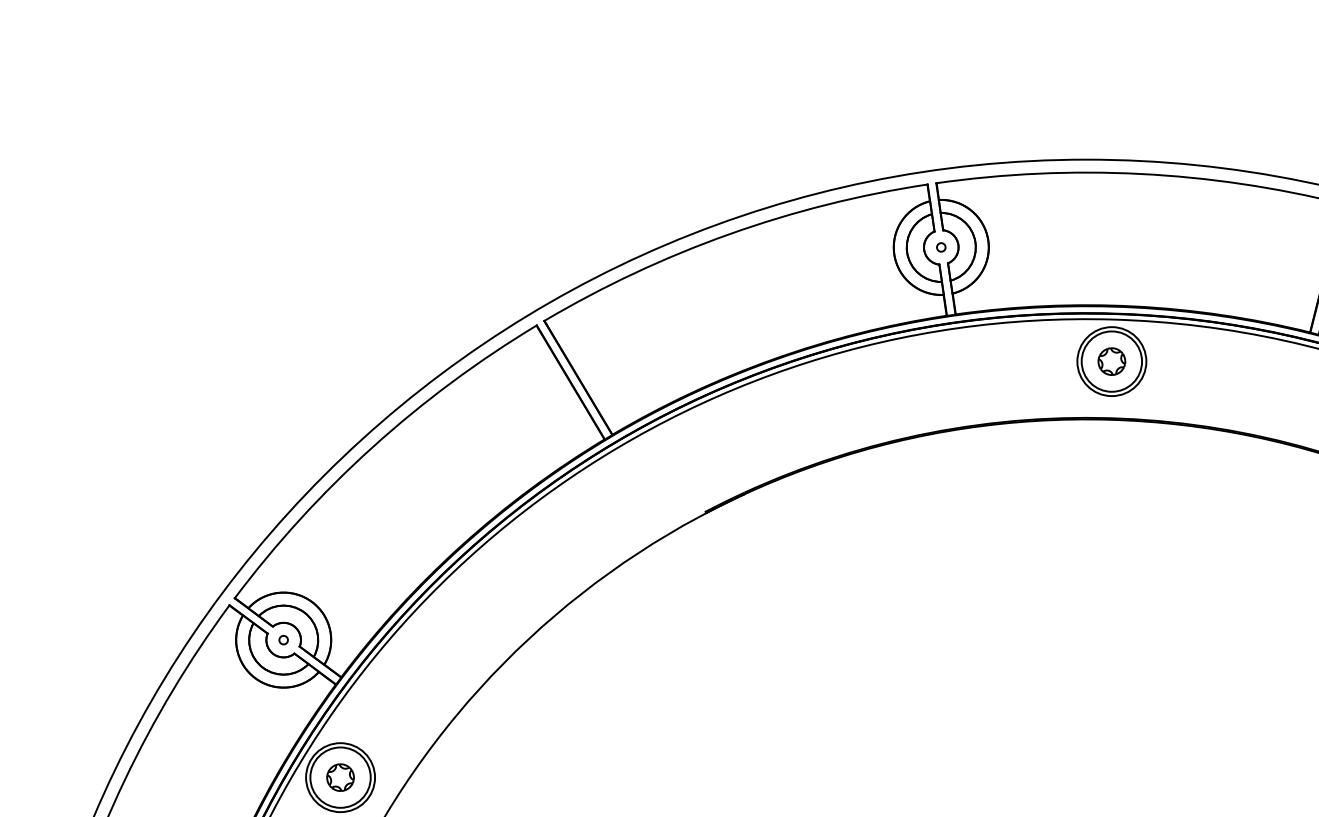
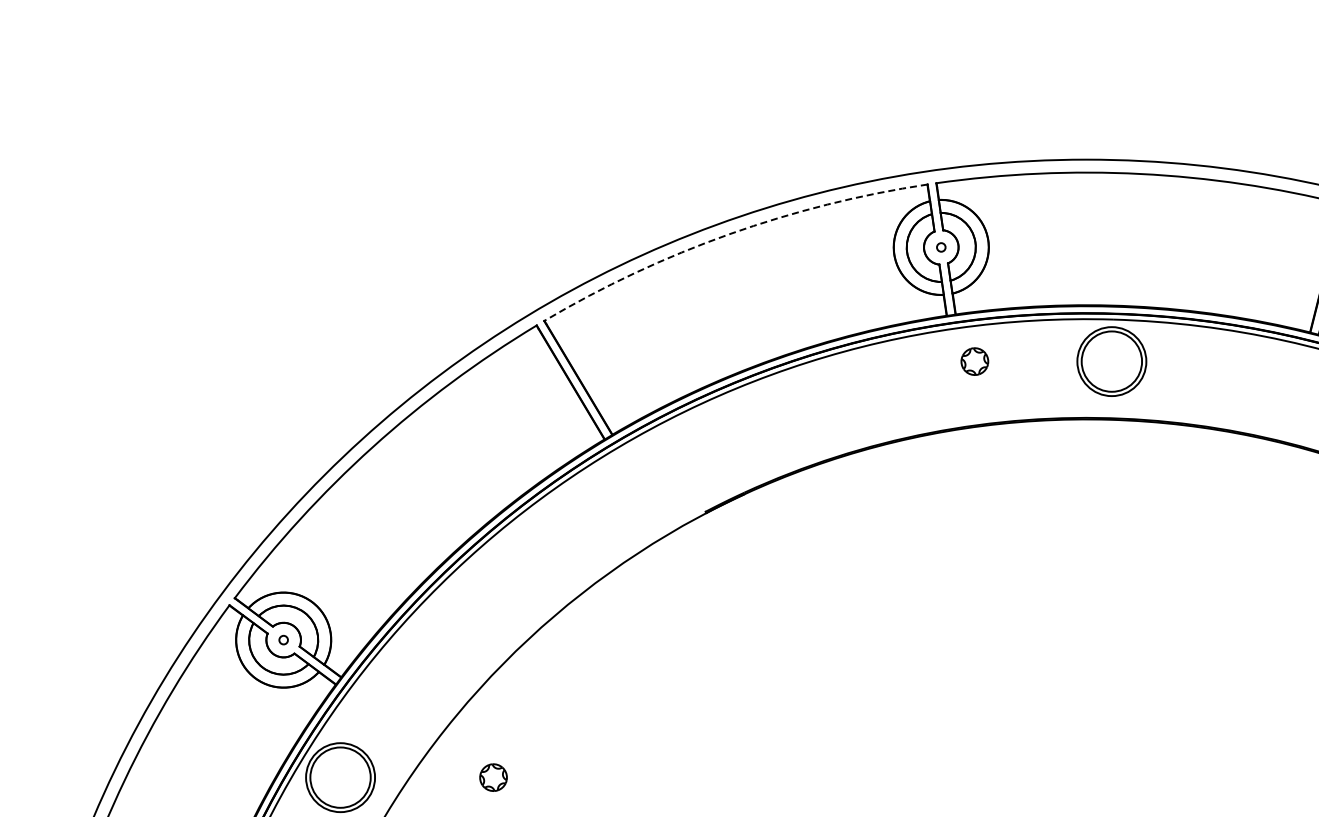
arc: solid -> dashed (729, 234)
part position: (1111, 361) -> (974, 361) (974, 361)
part position: (340, 777) -> (493, 777) (493, 777)
